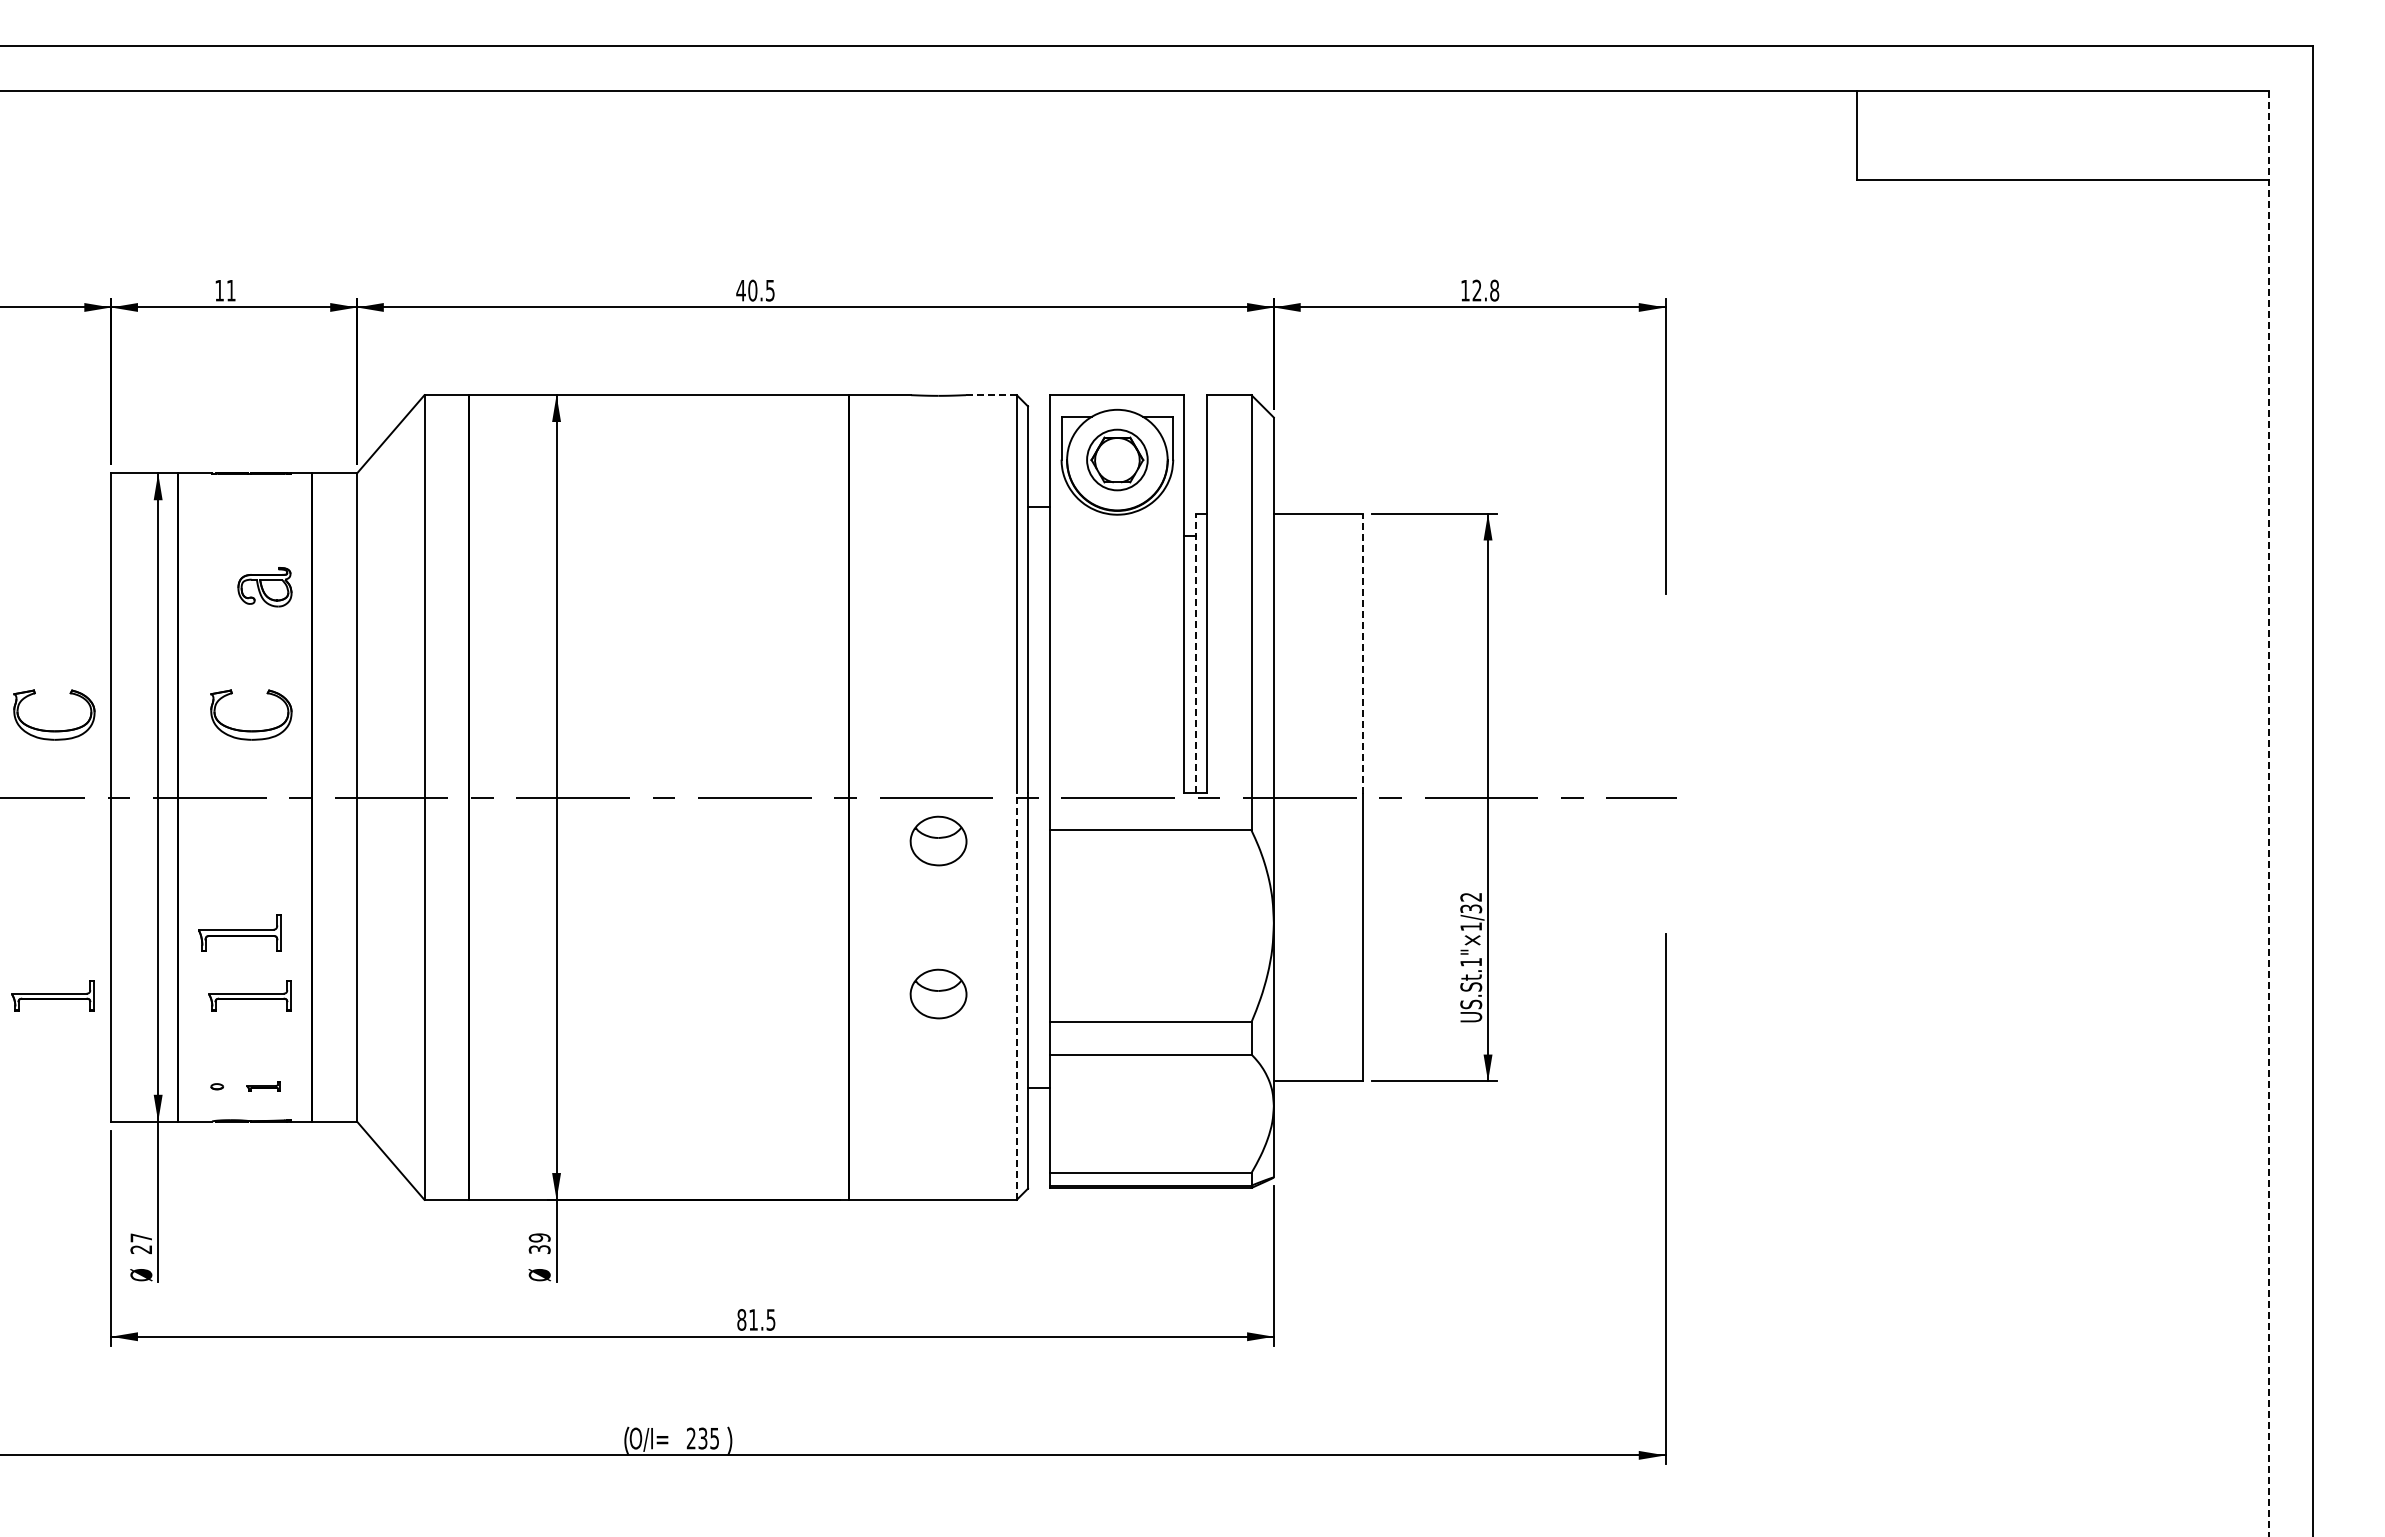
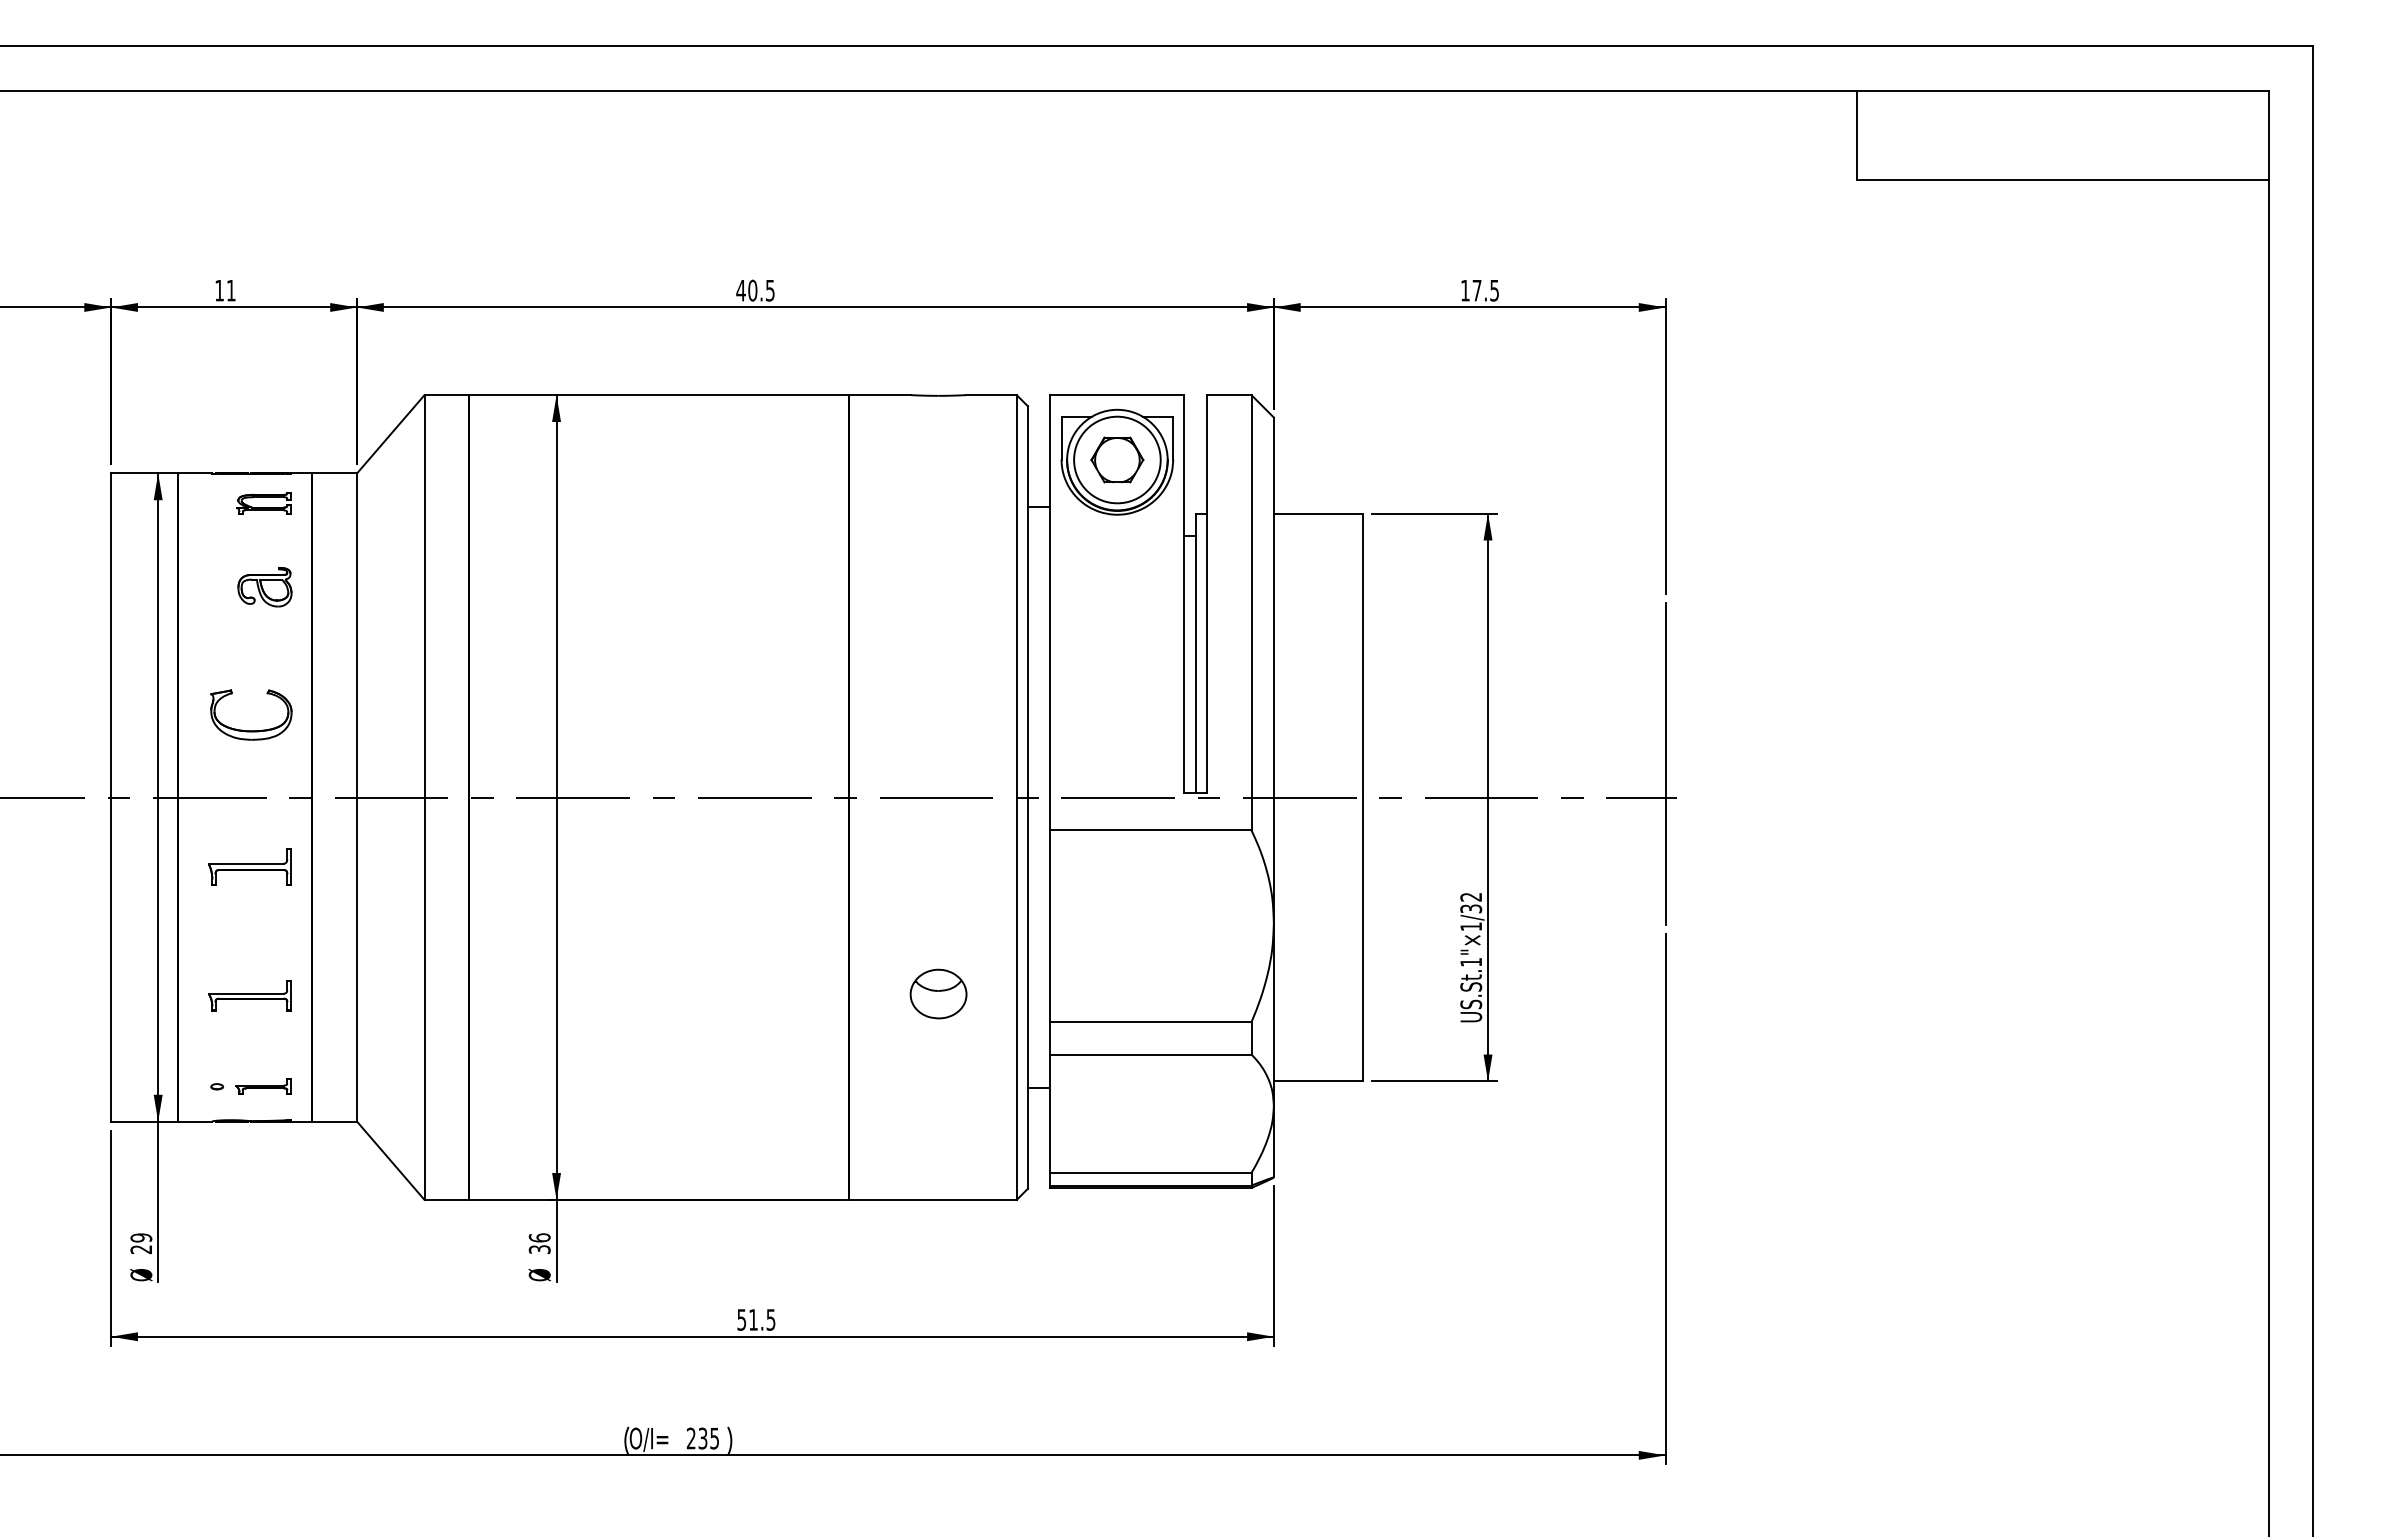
text: 12.8 -> 17.5 (1485, 290)
line: dashed -> solid (990, 395)
circle diameter: 61 px -> 87 px (1117, 459)
part: none -> present (263, 503)
line: dashed -> solid (1195, 653)
line: dashed -> solid (1363, 653)
part: present -> none (54, 730)
line: none -> present (1665, 763)
line: dashed -> solid (2268, 813)
part: present -> none (938, 840)
part position: (239, 932) -> (249, 866) (249, 866)
part: present -> none (52, 995)
line: dashed -> solid (1016, 996)
part size: 35x11 px -> 57x17 px (263, 1086)
text: 27 -> 29 (141, 1237)
text: 39 -> 36 (539, 1237)
text: 81.5 -> 51.5 (741, 1319)
